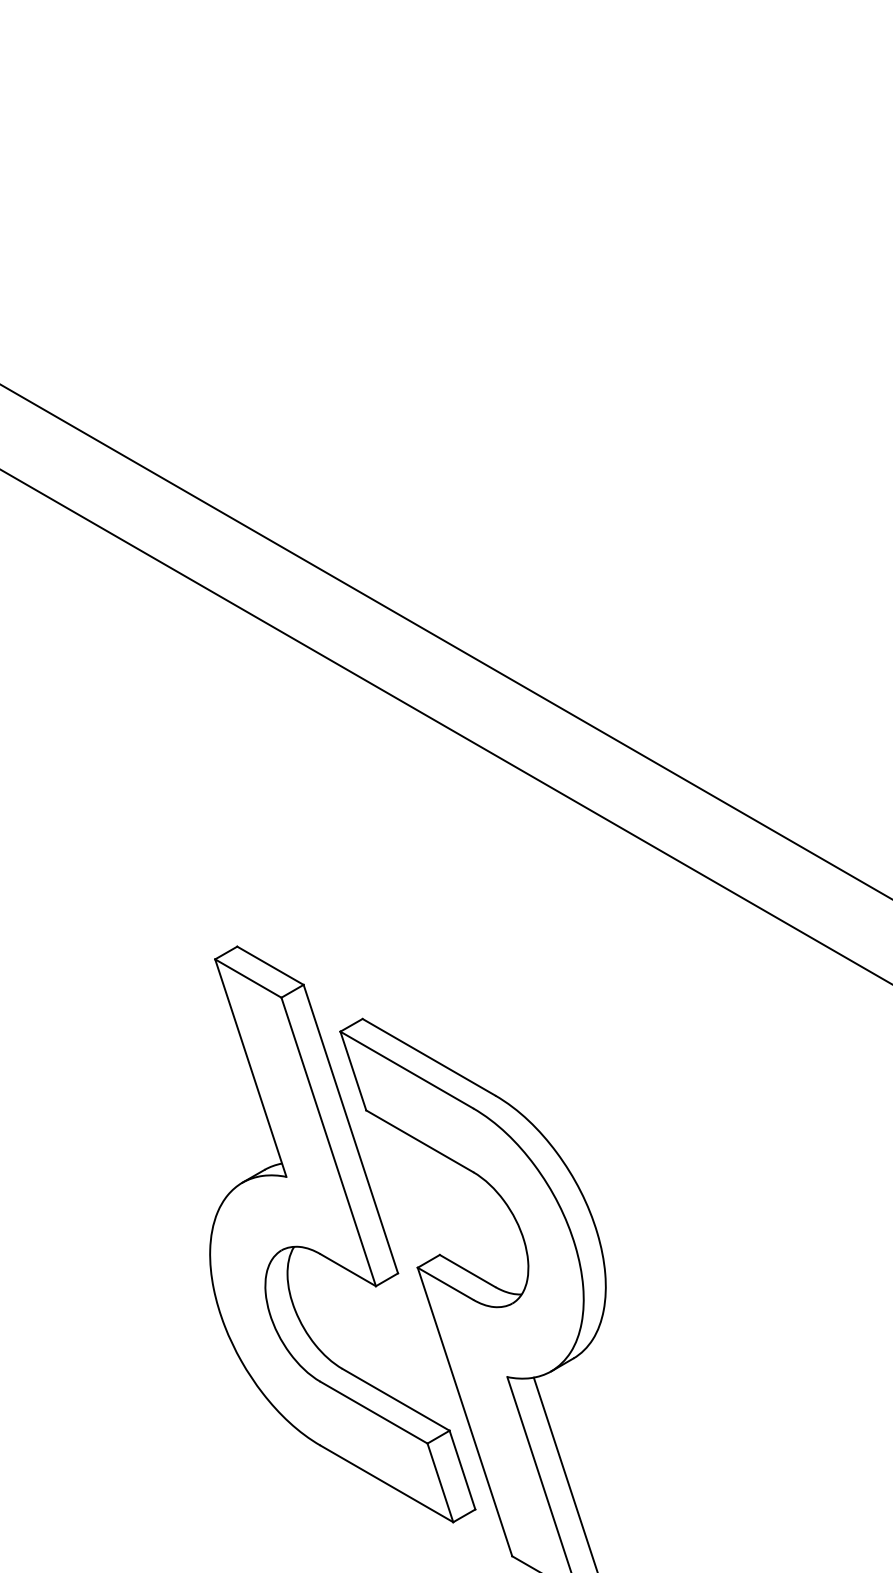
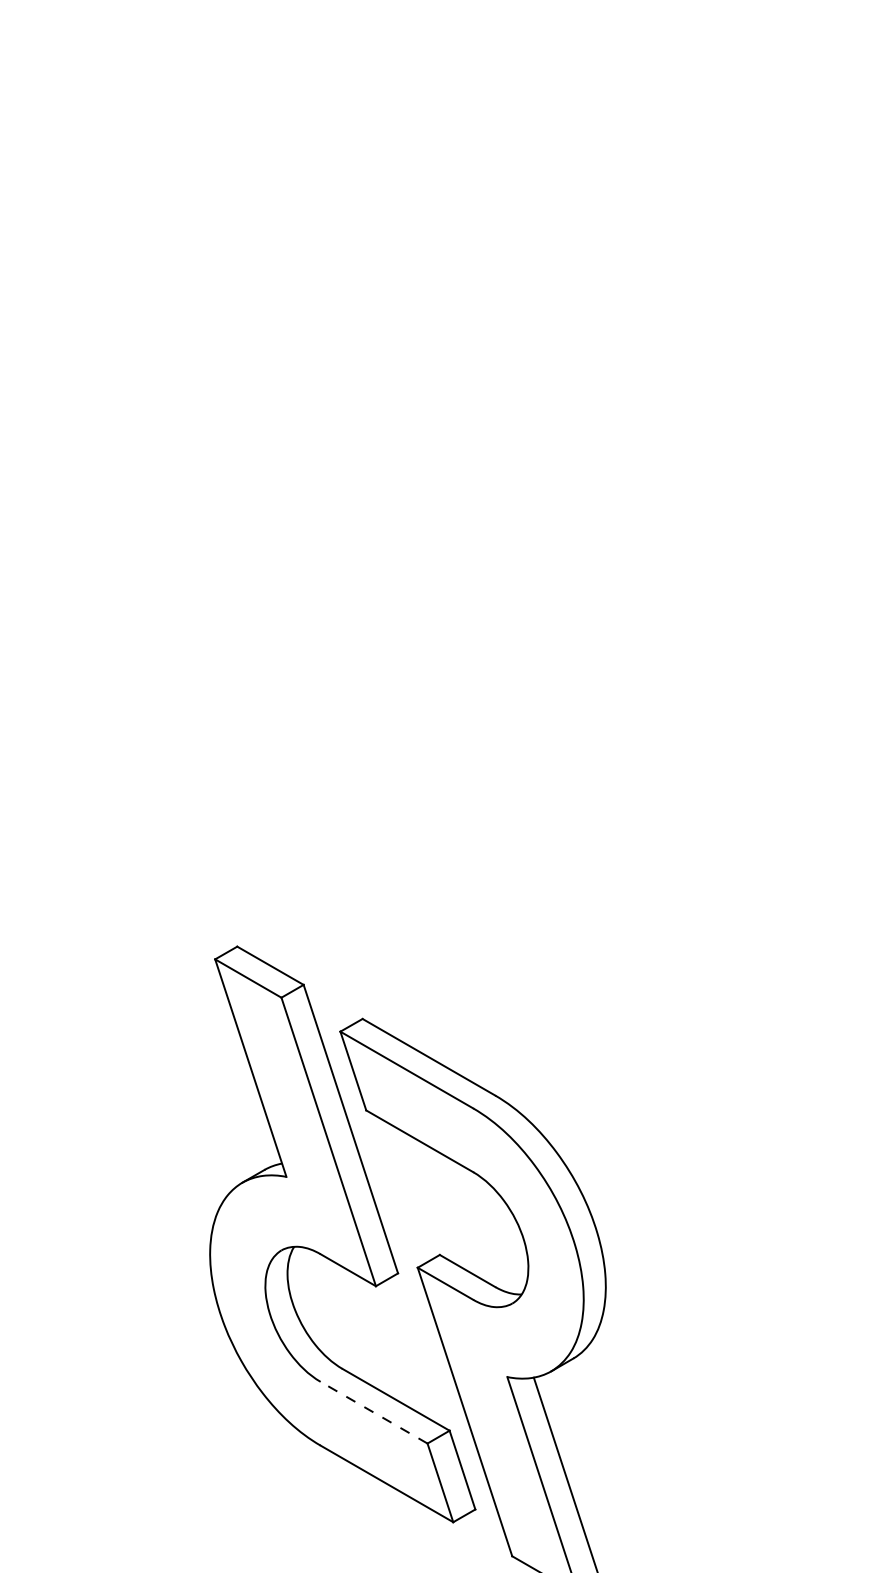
line: present -> none (445, 641)
line: present -> none (445, 726)
line: solid -> dashed (374, 1412)
